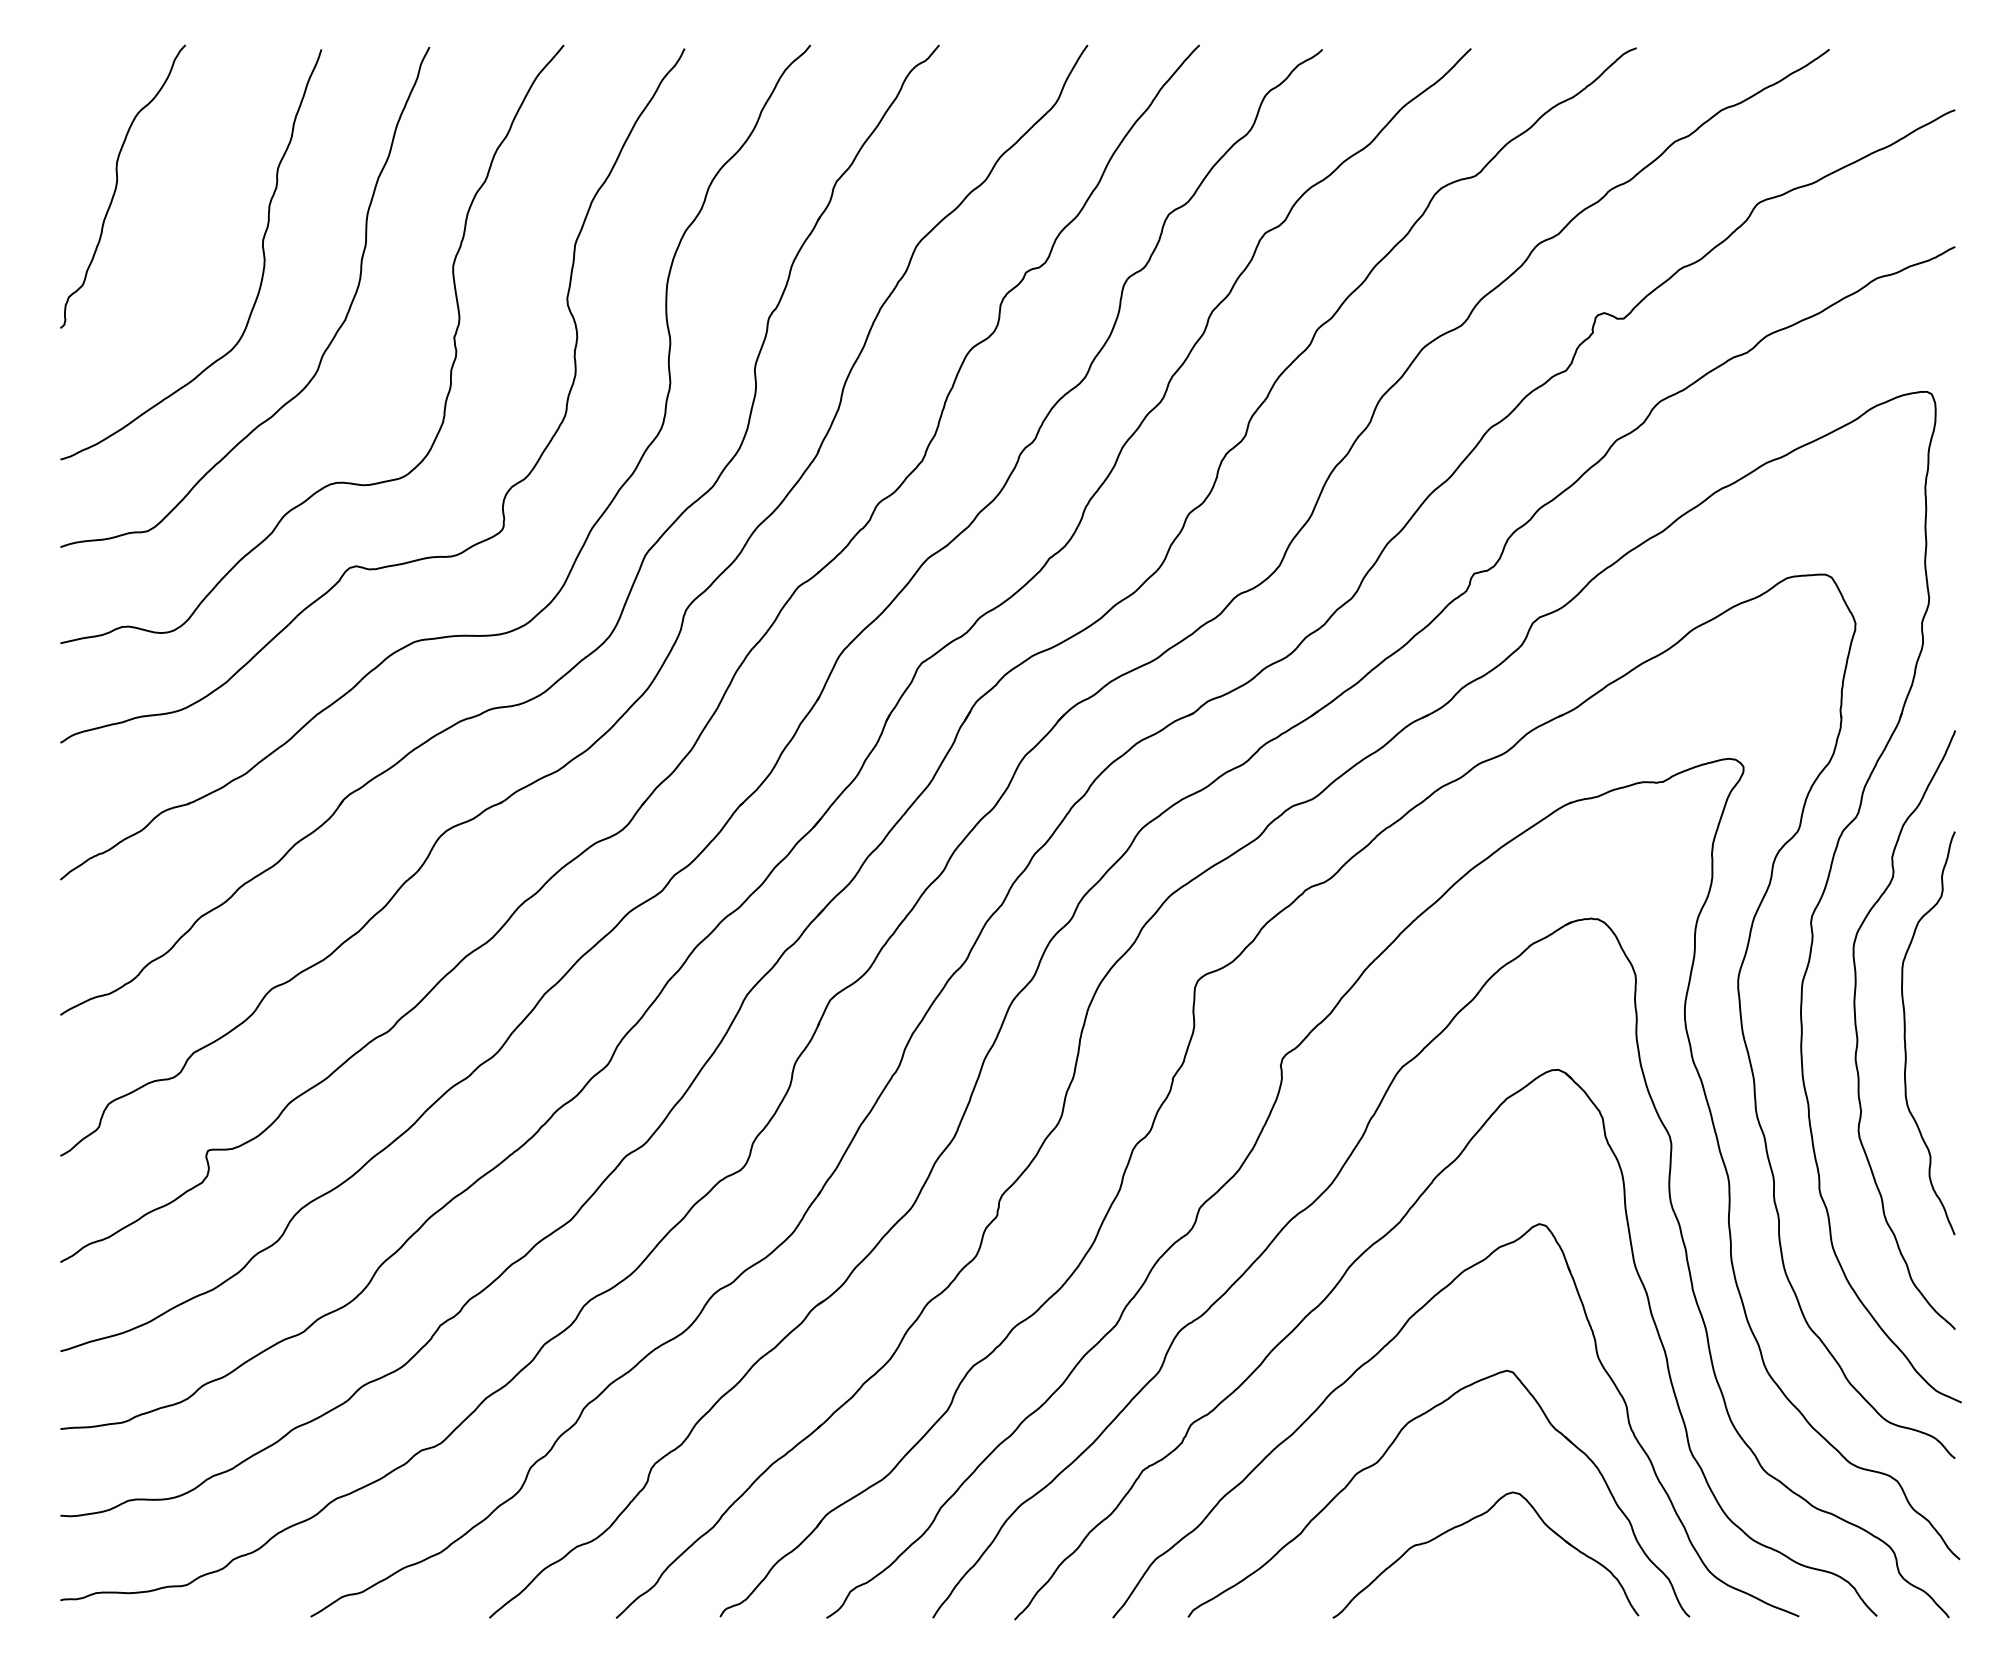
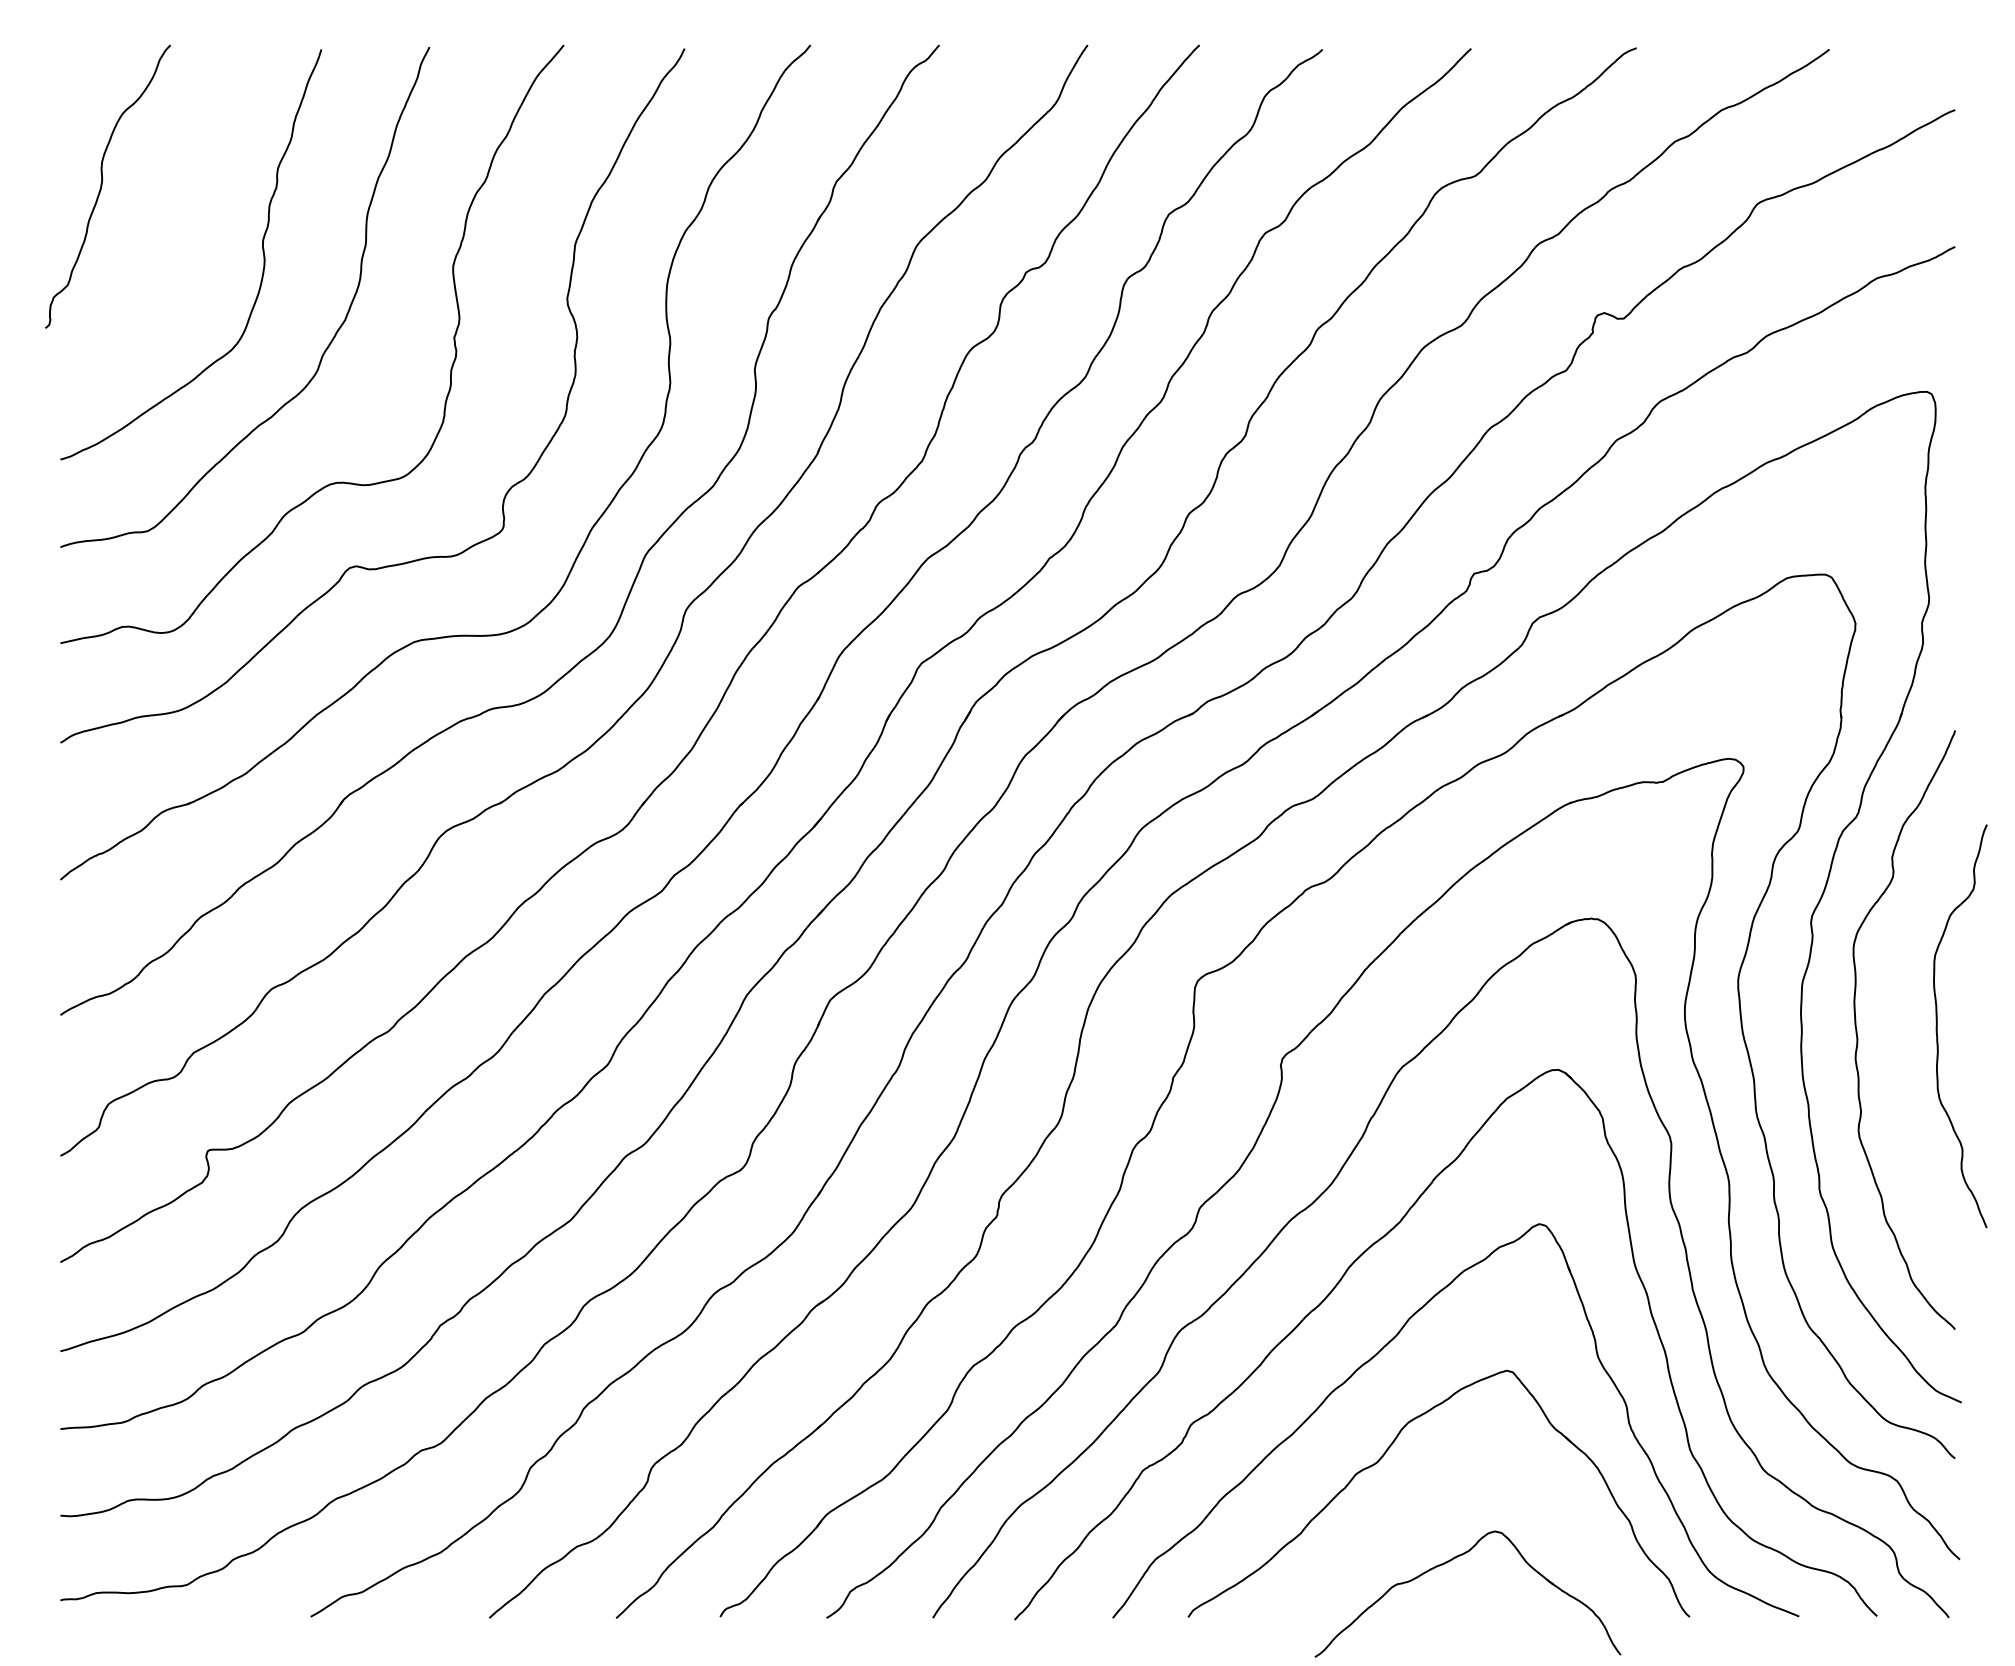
curve position: (117, 186) -> (102, 186) (102, 186)
curve position: (1905, 1033) -> (1937, 1026) (1937, 1026)
part position: (1468, 1522) -> (1450, 1561) (1450, 1561)
